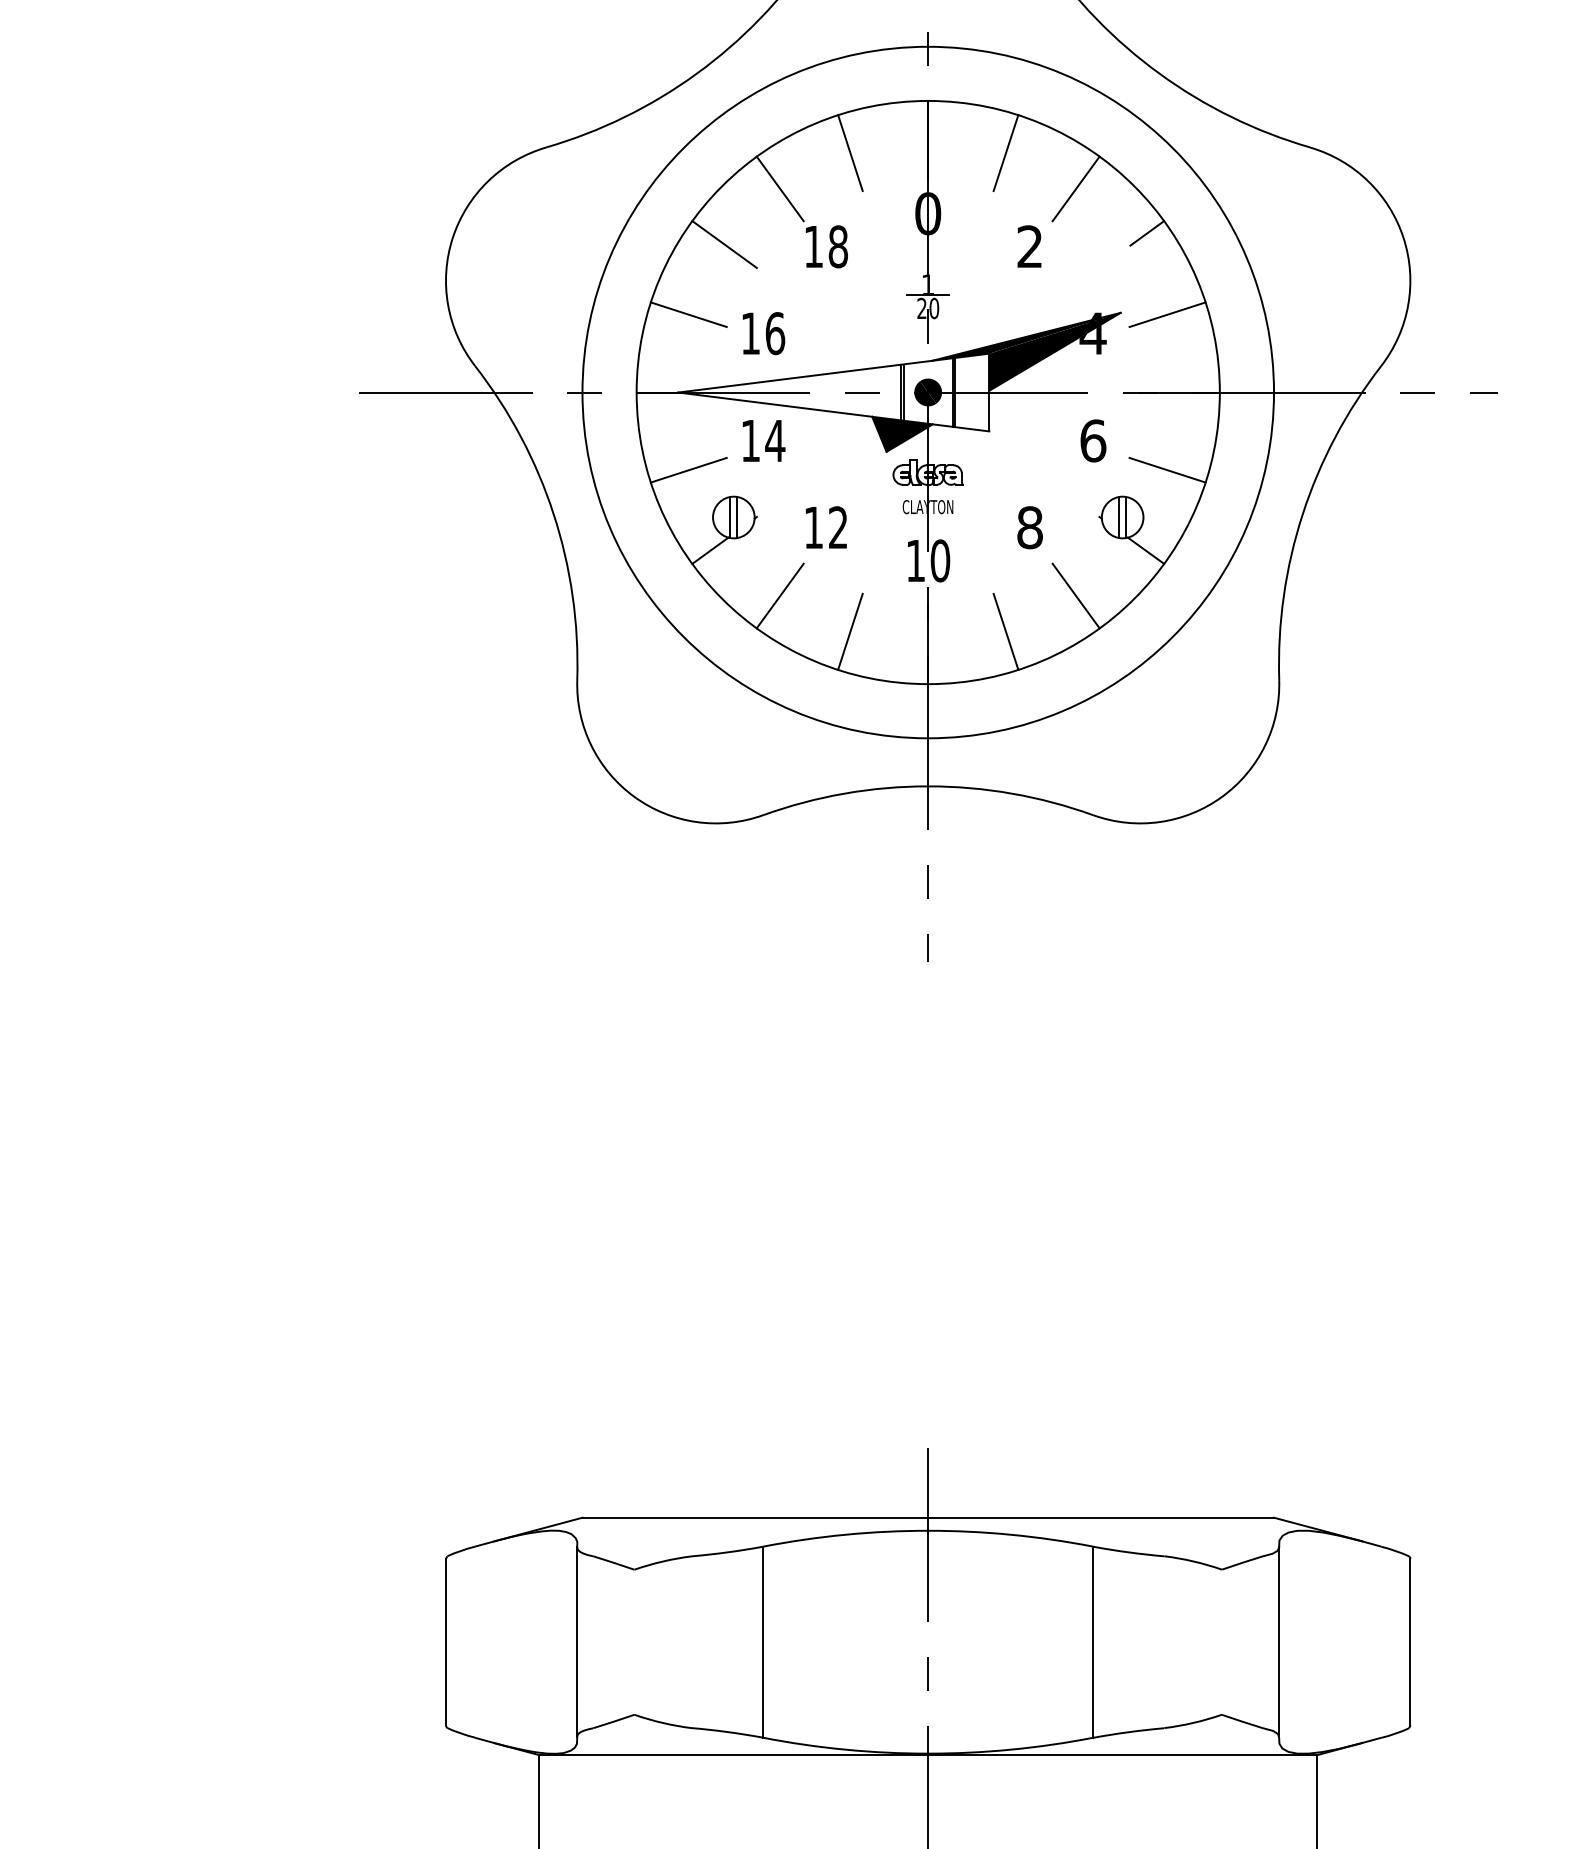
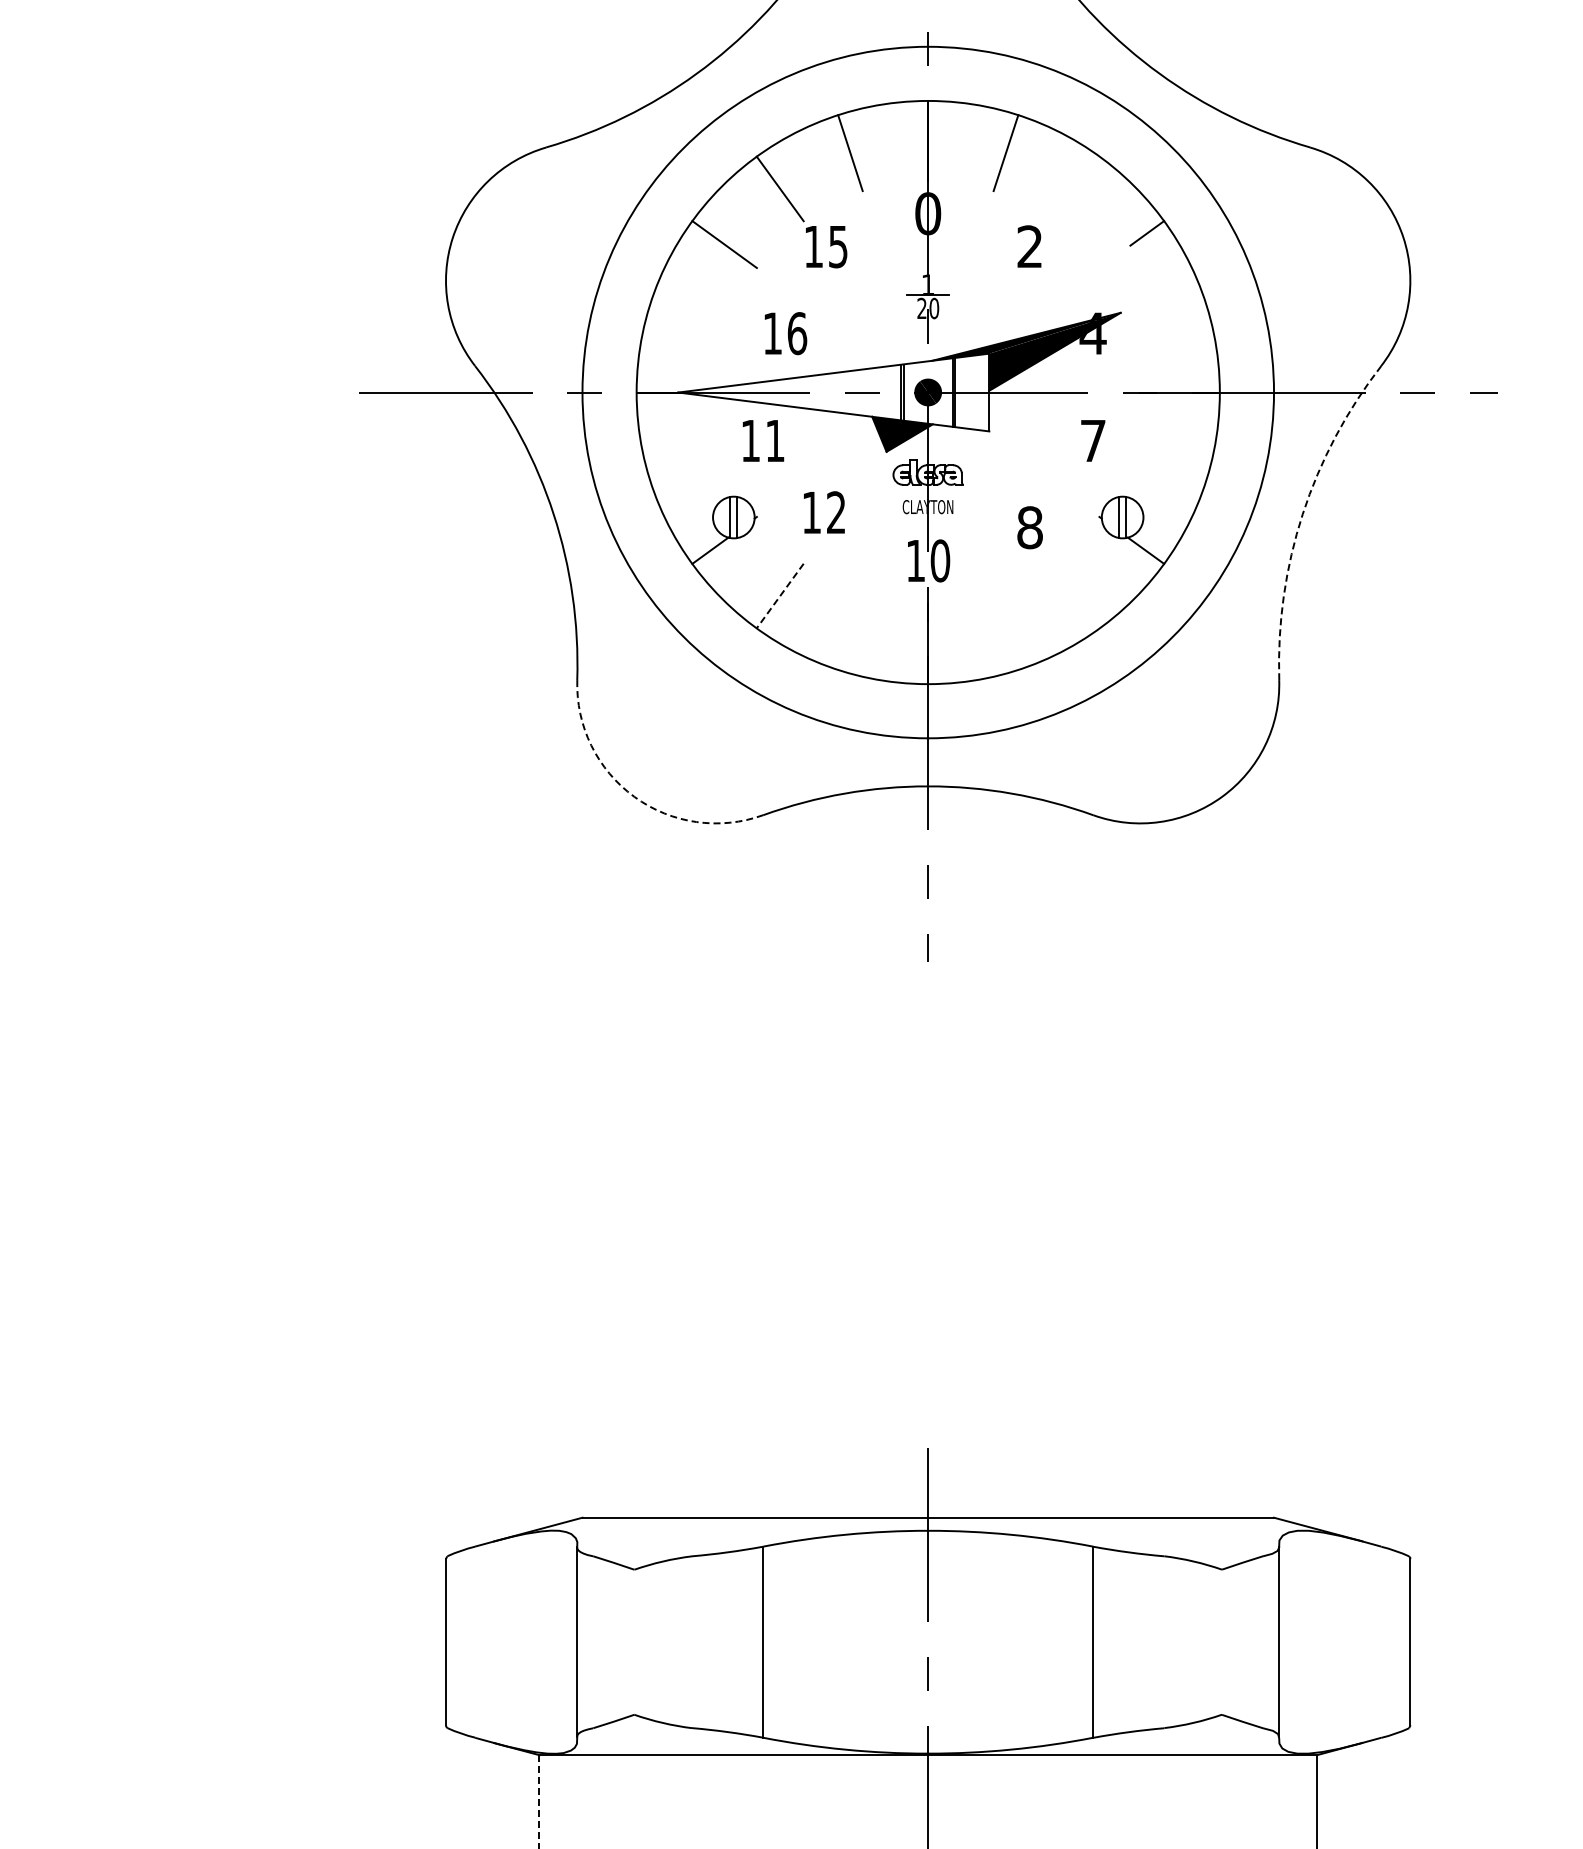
line: present -> none (1075, 188)
text: 18 -> 15 (837, 246)
line: present -> none (688, 314)
line: present -> none (1167, 314)
text position: (763, 333) -> (785, 333) (785, 333)
text: 14 -> 11 (775, 440)
text: 6 -> 7 (1093, 440)
line: present -> none (688, 469)
line: present -> none (1167, 469)
arc: solid -> dashed (1302, 514)
text position: (826, 527) -> (824, 512) (824, 512)
line: present -> none (1075, 595)
line: solid -> dashed (780, 596)
line: present -> none (850, 631)
line: present -> none (1005, 631)
arc: solid -> dashed (634, 796)
line: solid -> dashed (539, 1802)
